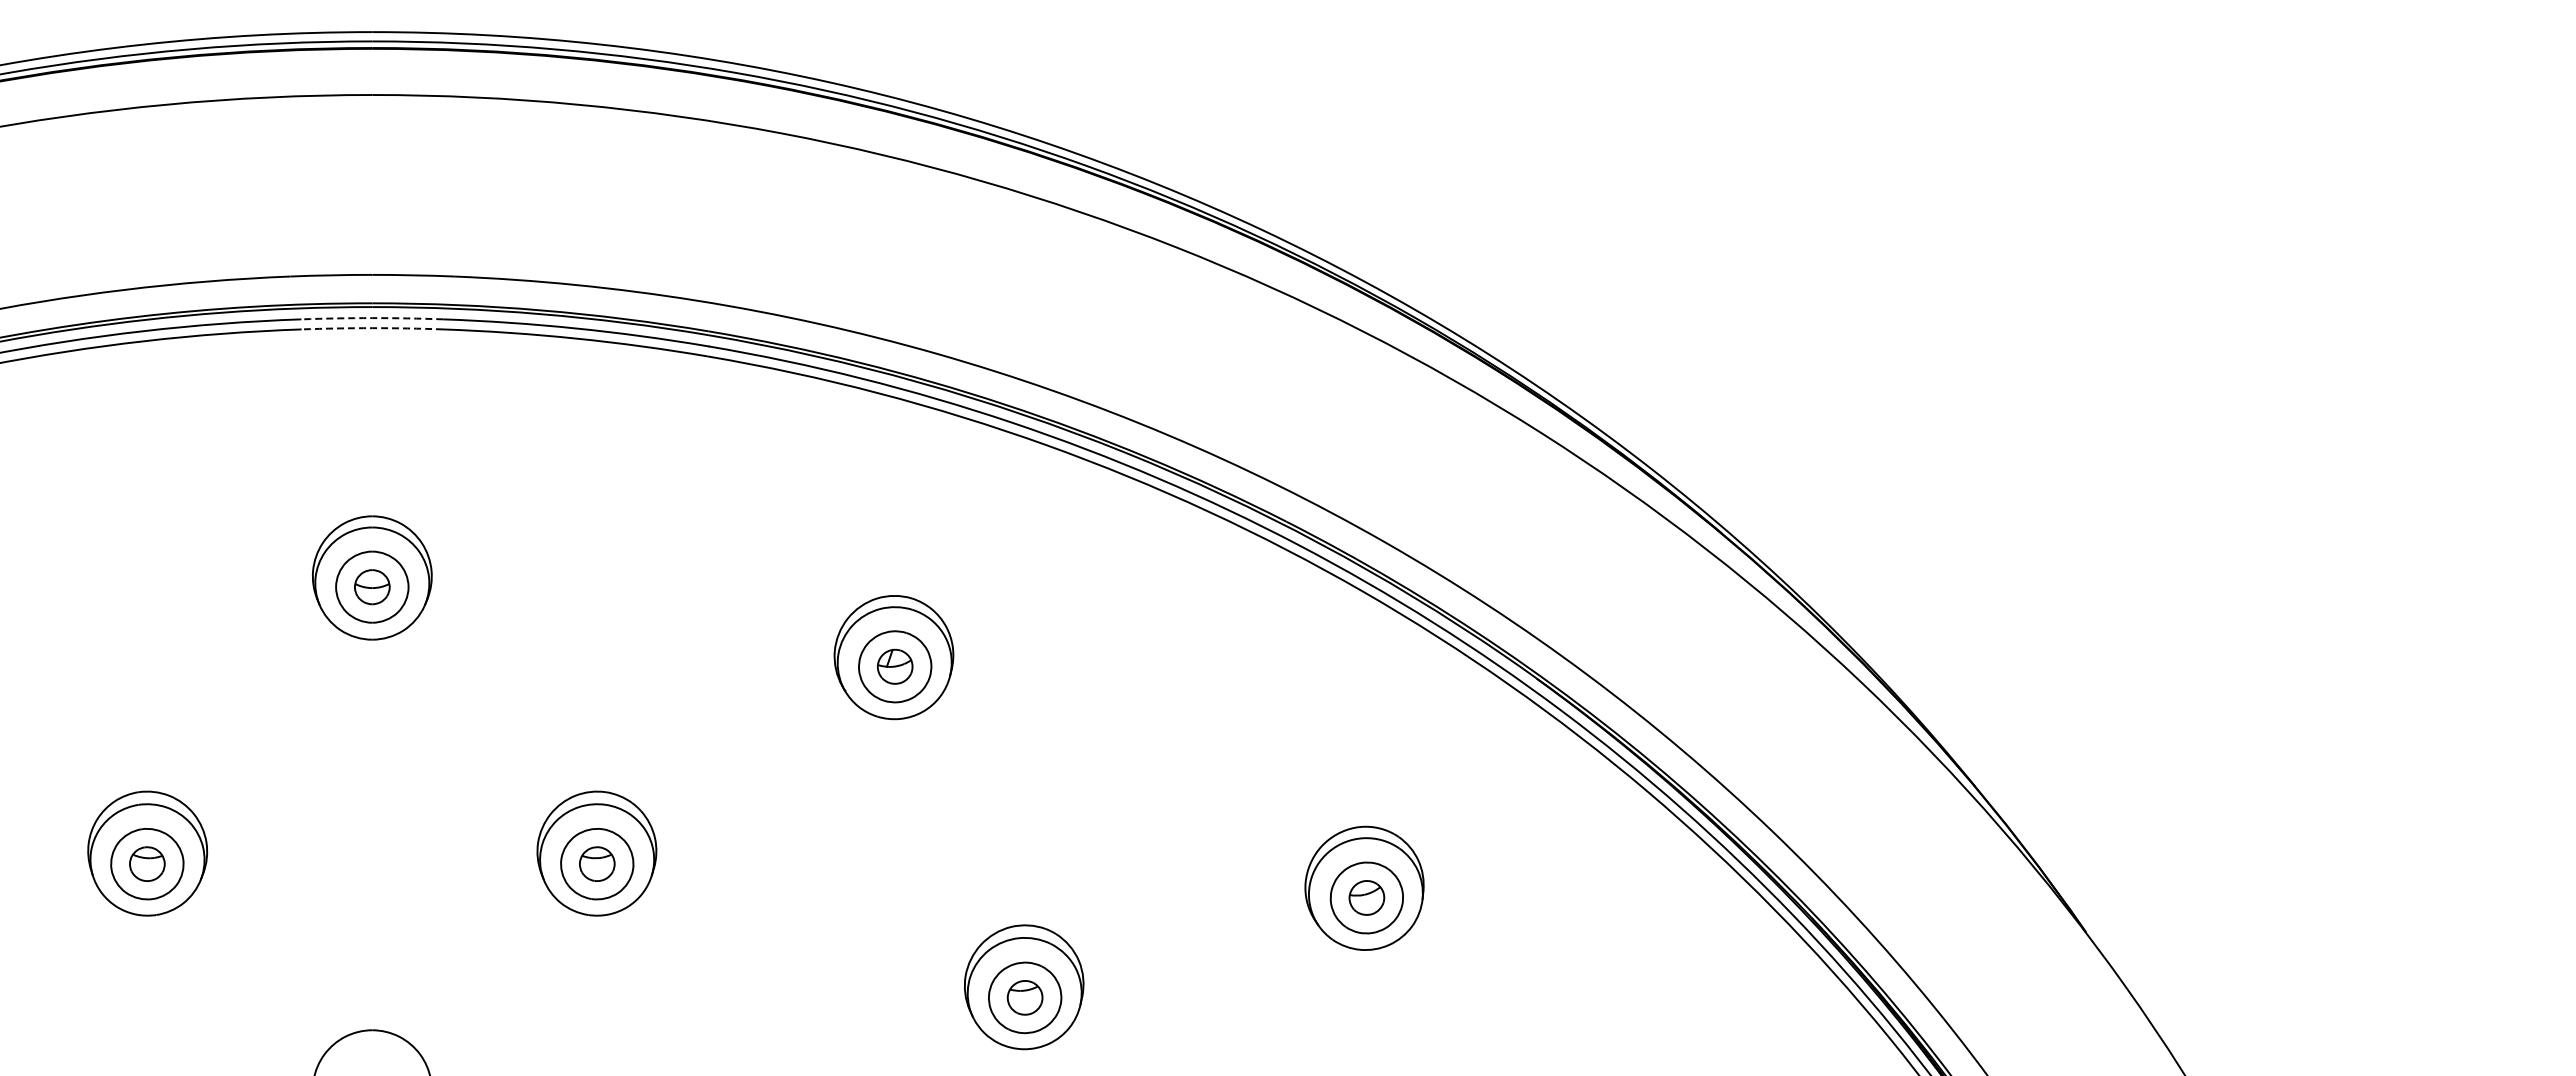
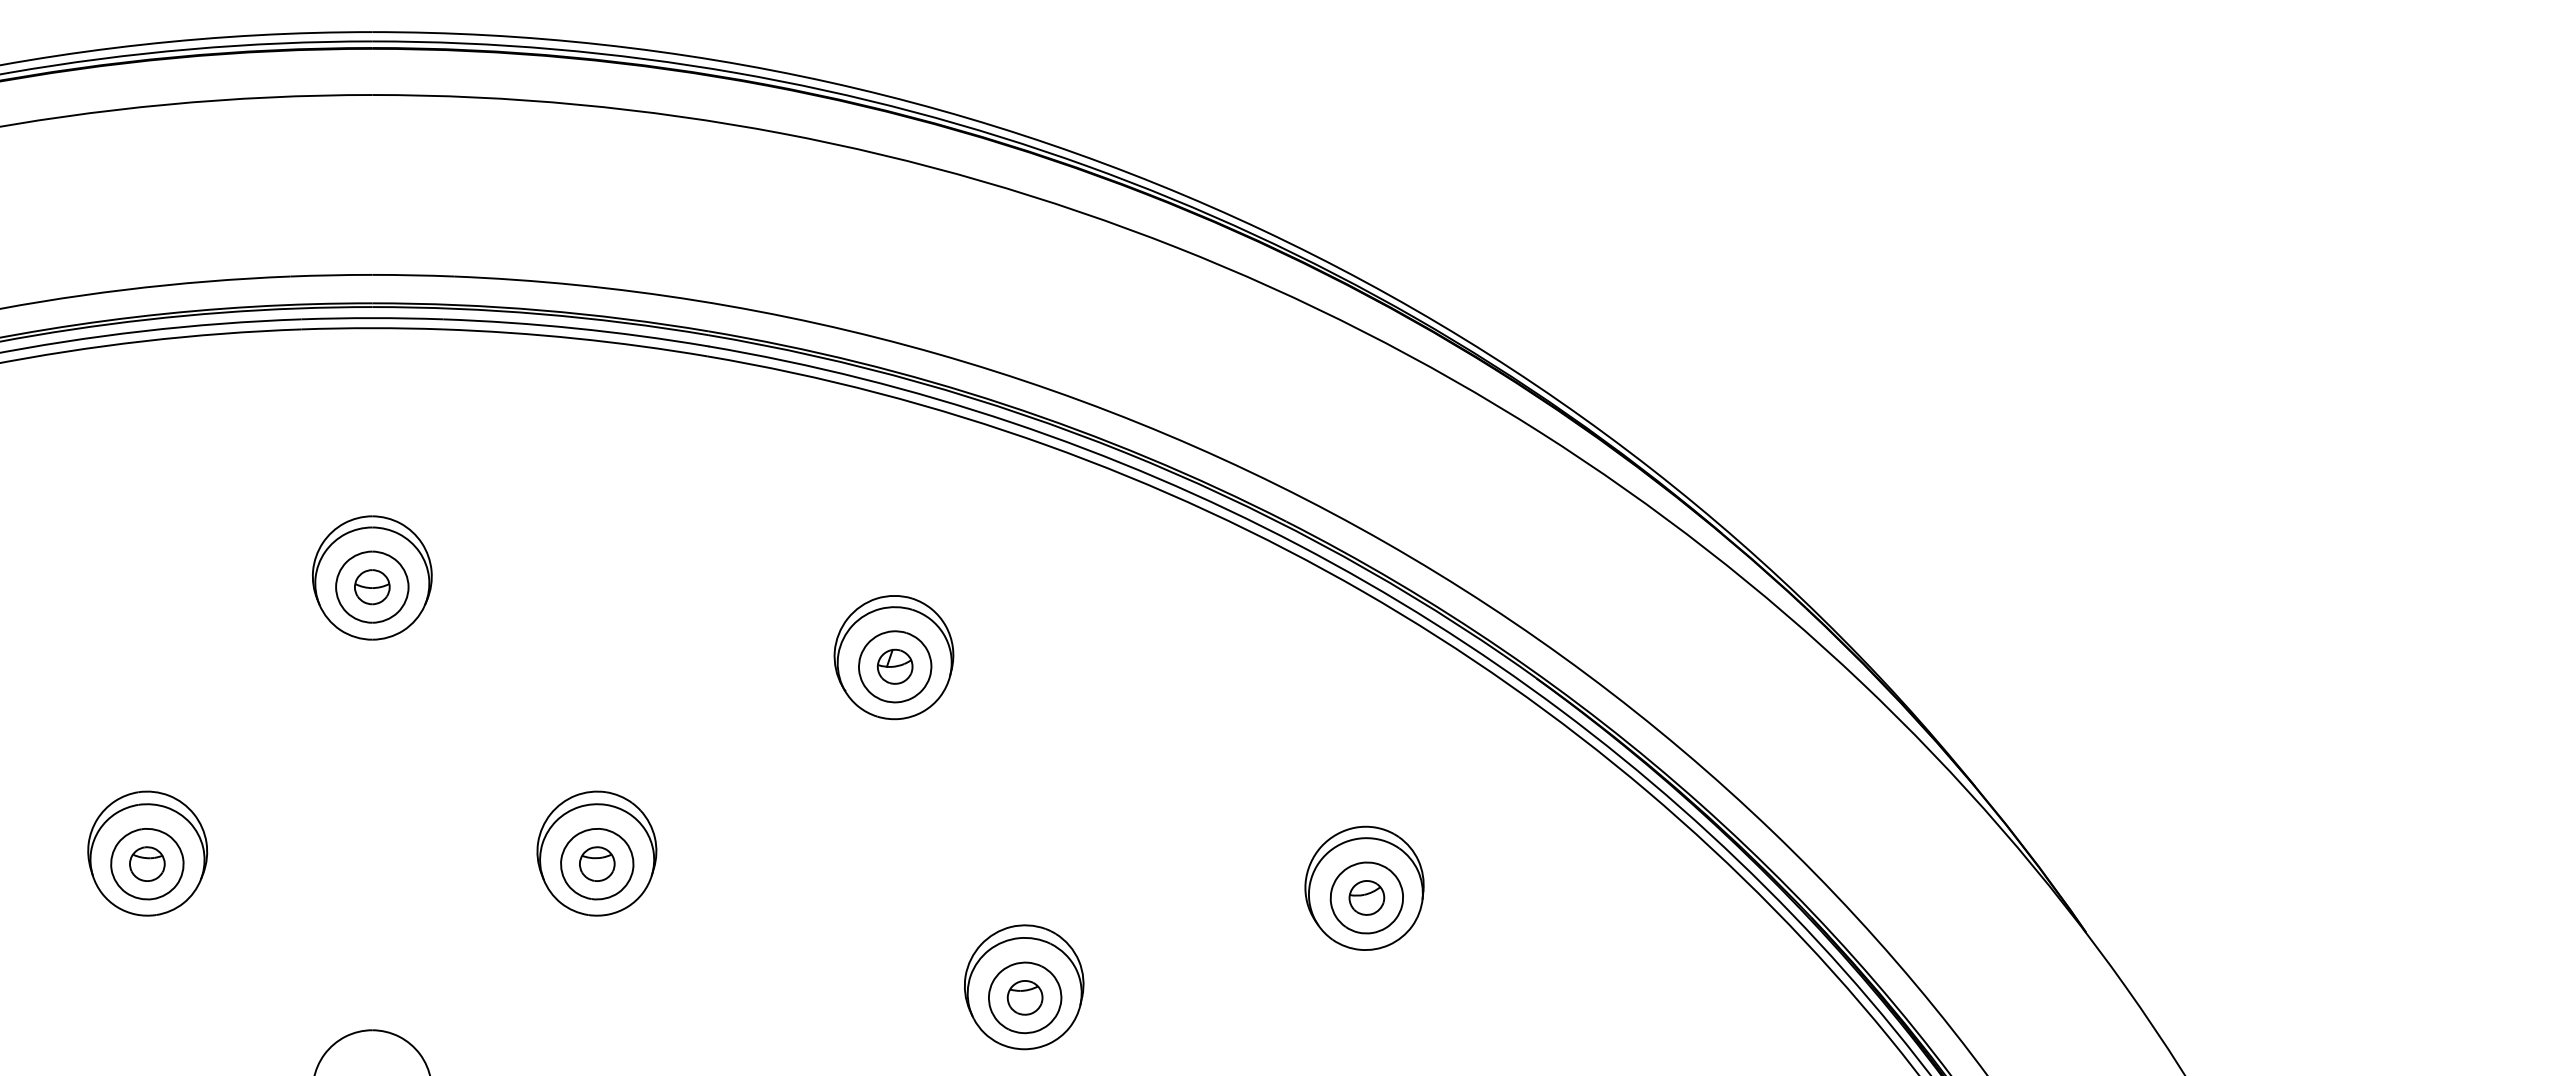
arc: dashed -> solid (372, 318)
arc: dashed -> solid (372, 328)
